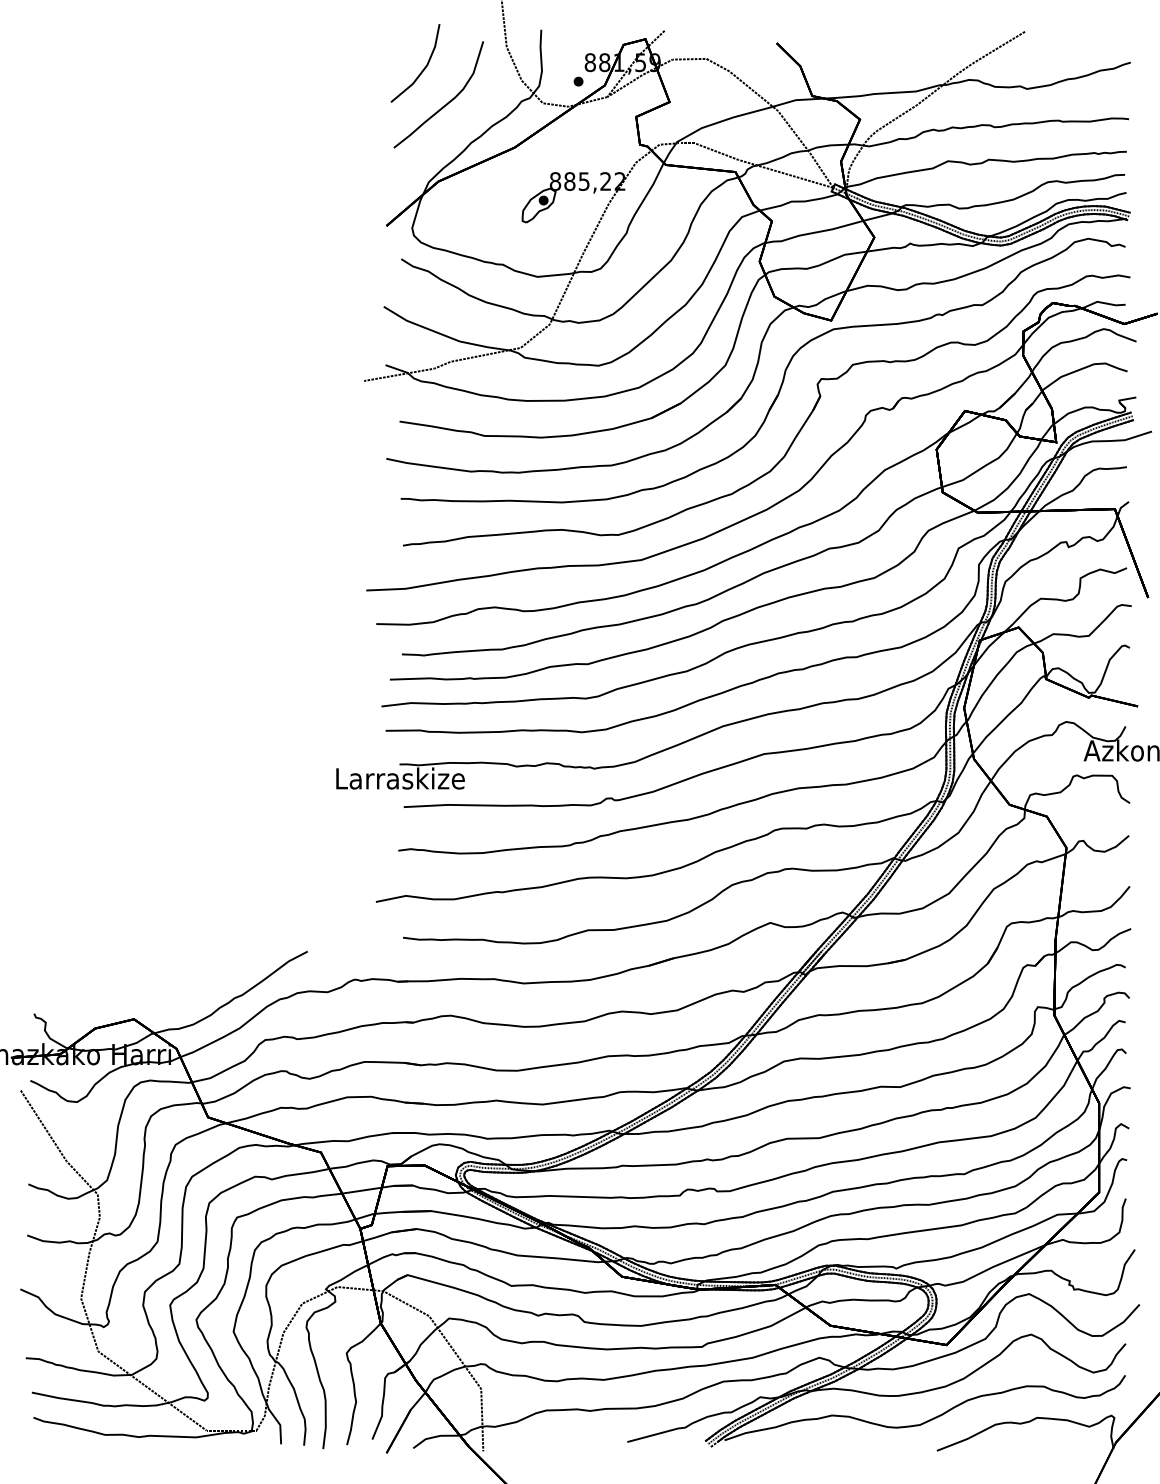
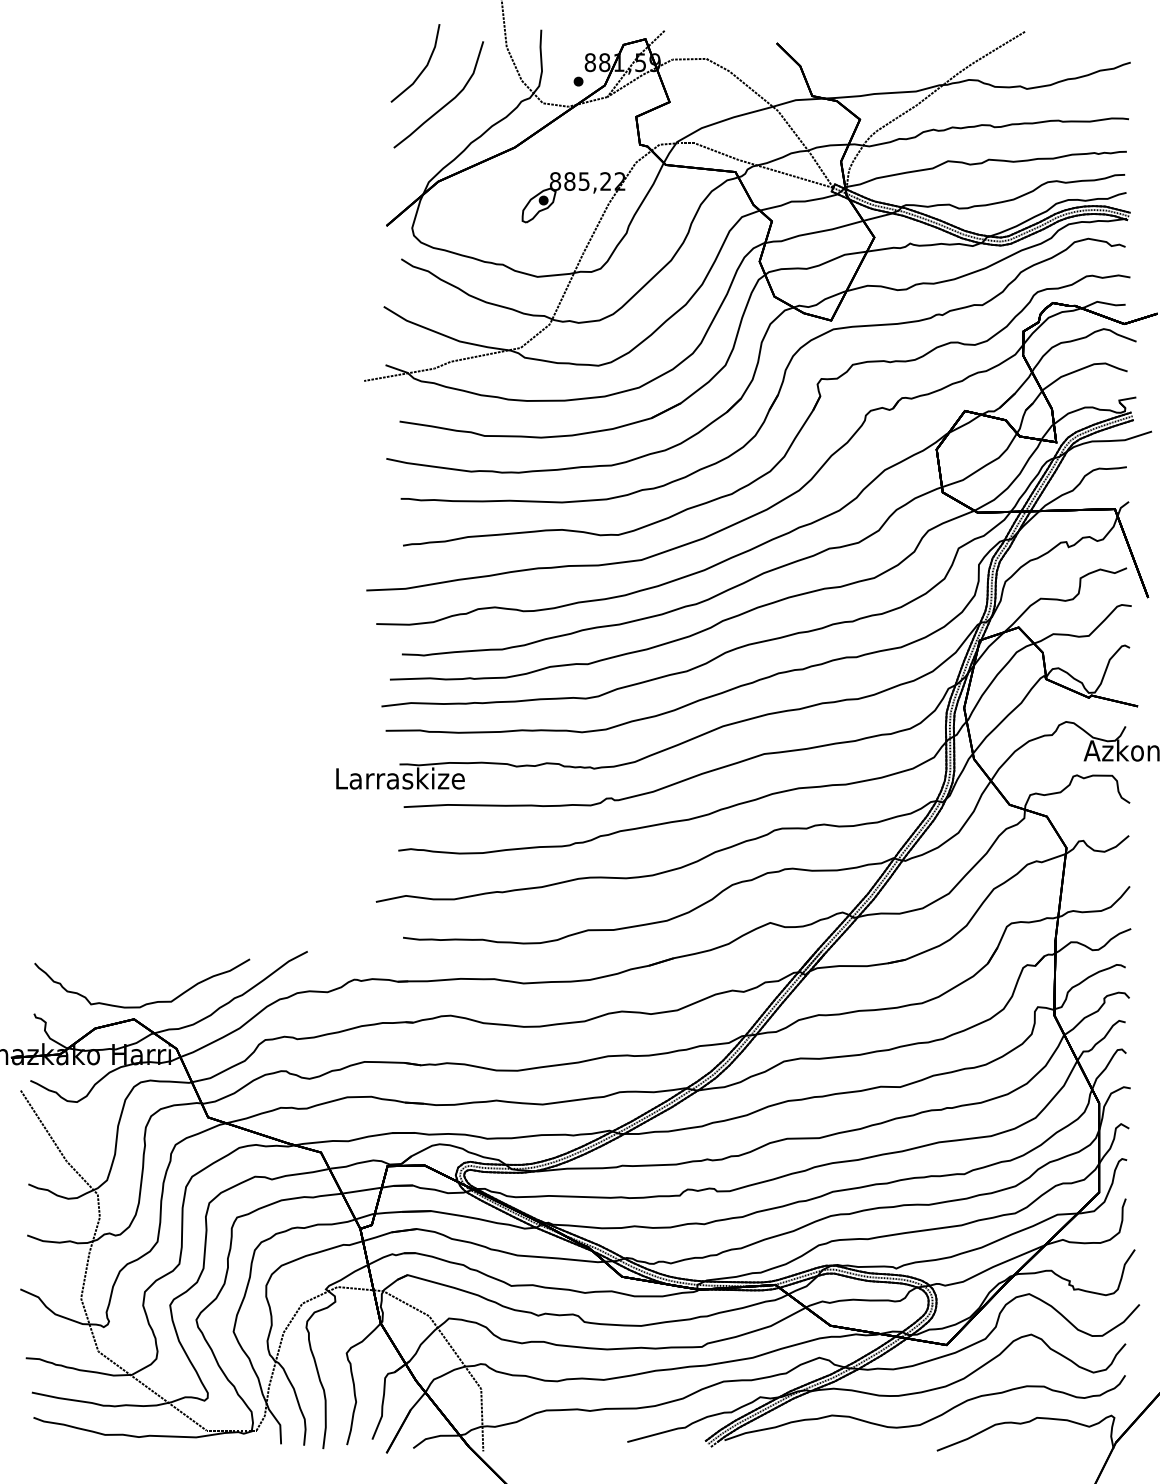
curve: none -> present (145, 1003)
